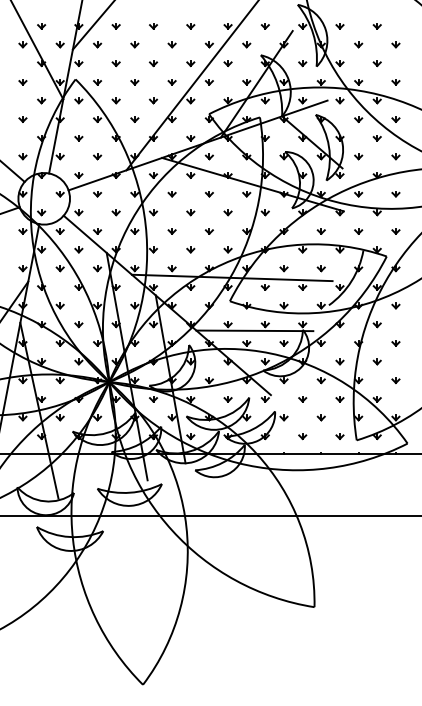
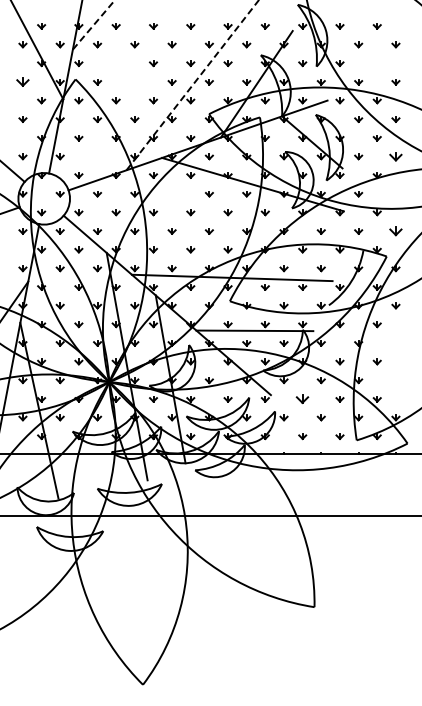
line: solid -> dashed (94, 24)
part: present -> none (115, 63)
part: present -> none (376, 63)
part size: 10x7 px -> 14x10 px (22, 81)
part: present -> none (134, 82)
line: solid -> dashed (192, 85)
part: present -> none (97, 156)
part size: 10x8 px -> 14x10 px (395, 156)
part: present -> none (171, 194)
part: present -> none (395, 194)
part size: 10x7 px -> 14x11 px (395, 231)
part: present -> none (395, 343)
part: present -> none (395, 380)
part size: 10x7 px -> 15x10 px (302, 398)
